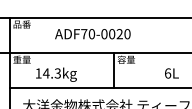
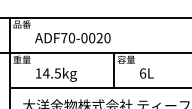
text position: (92, 34) -> (72, 38) (72, 38)
text: 14.3kg -> 14.5kg (57, 72)
text position: (171, 73) -> (146, 73) (146, 73)
